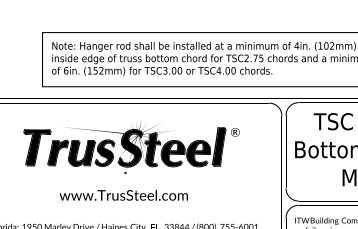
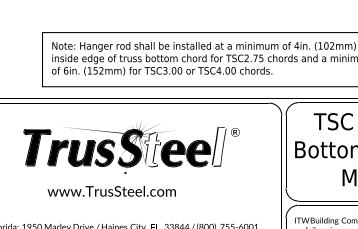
fill: present -> none (219, 146)
fill: present -> none (152, 149)
text position: (123, 194) -> (111, 190) (111, 190)
